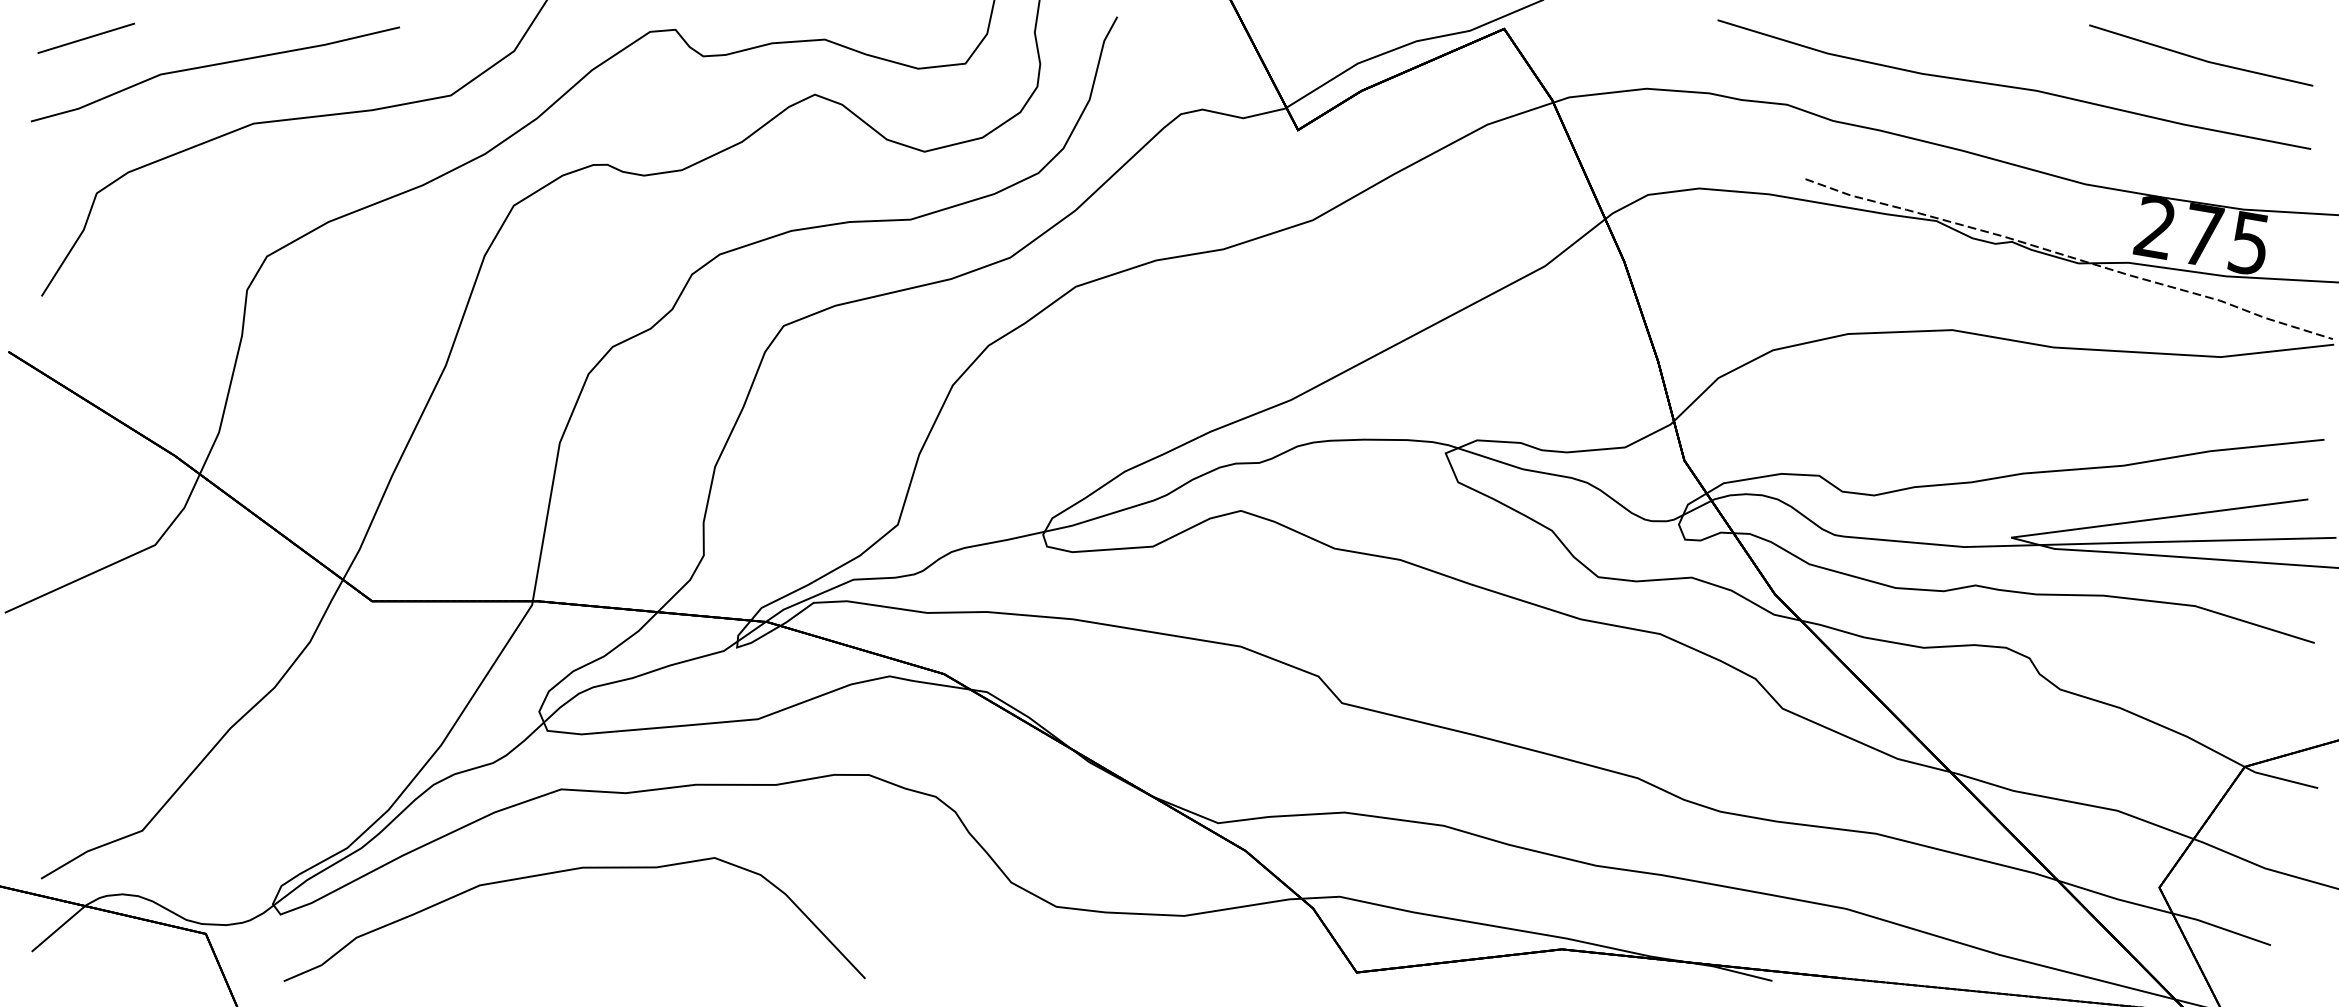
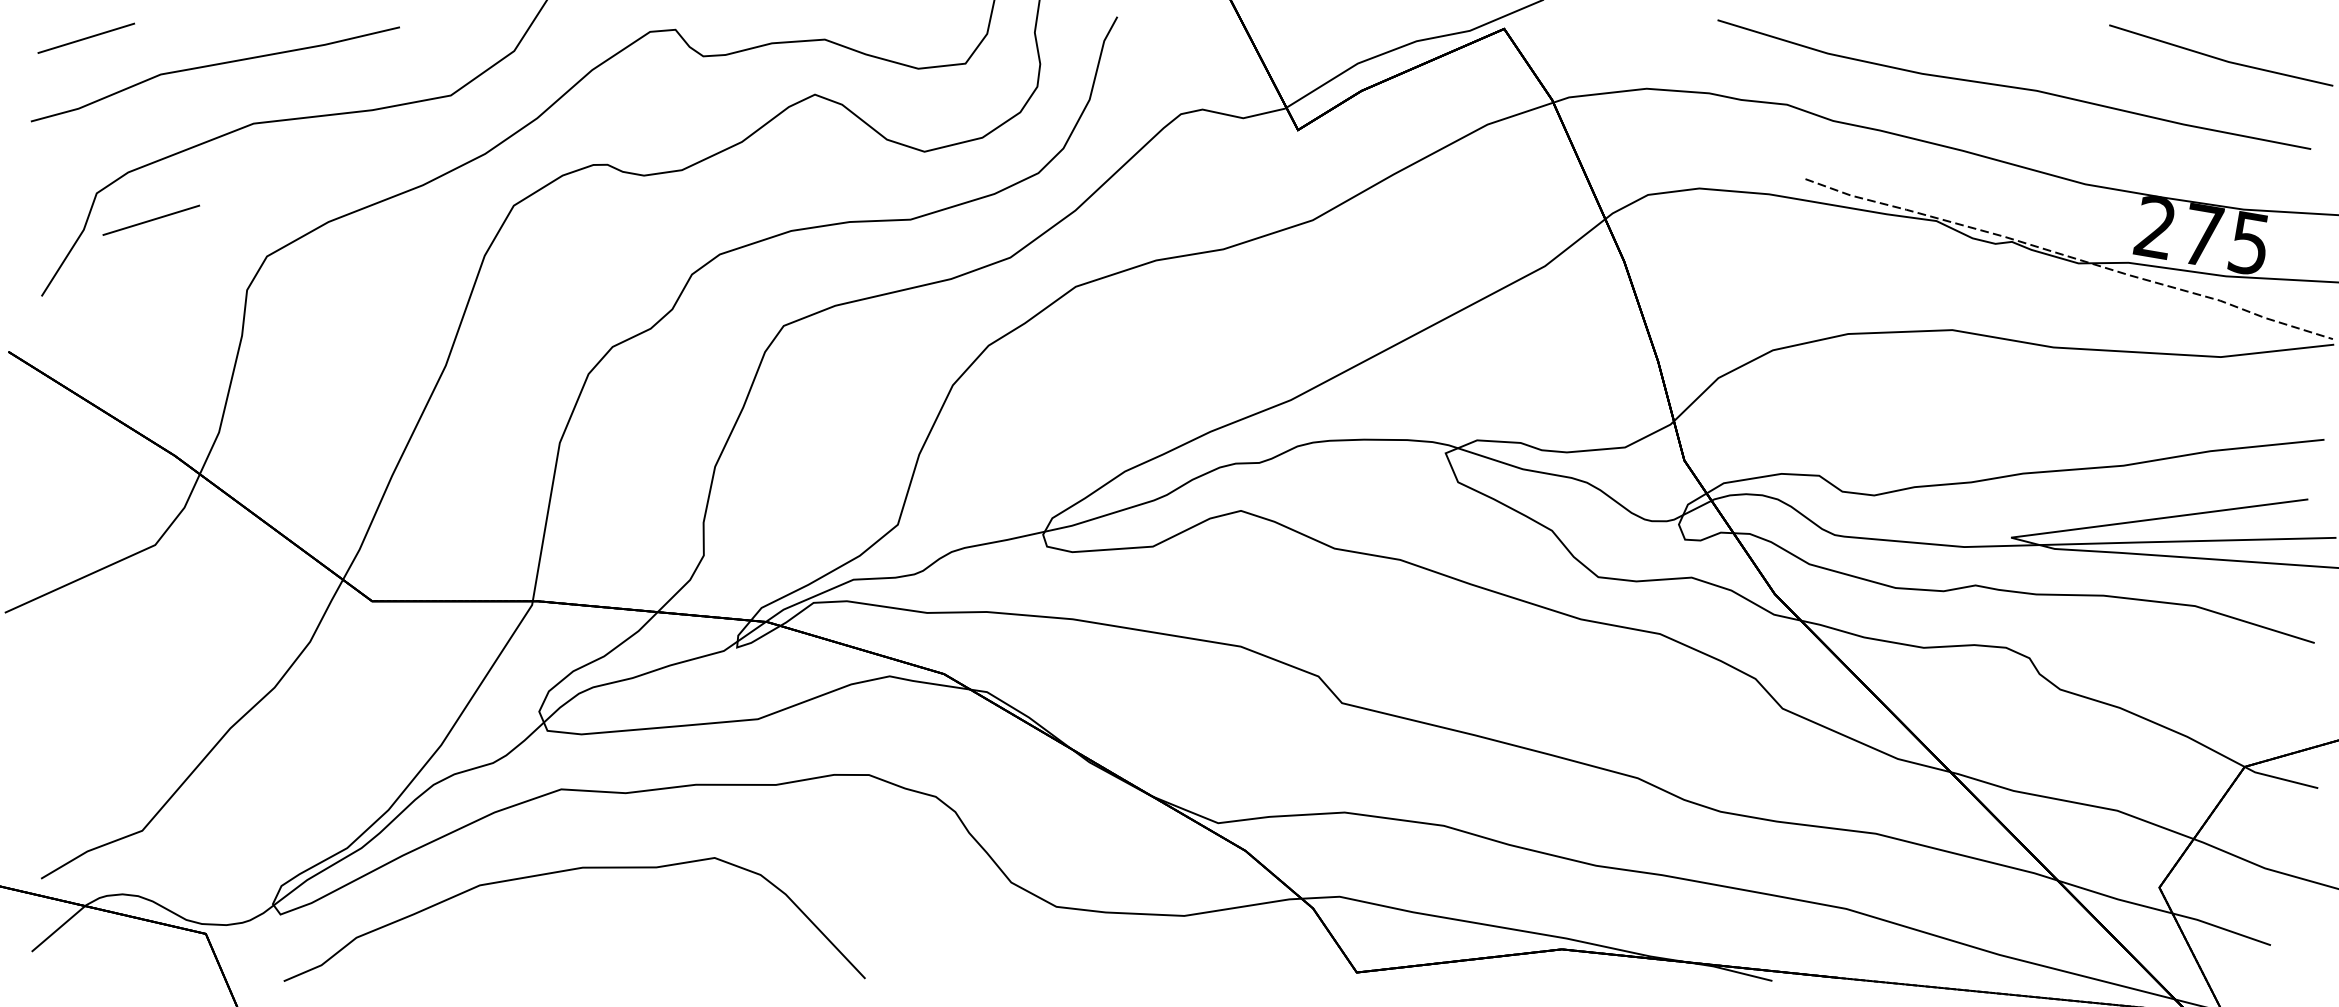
line position: (2201, 58) -> (2221, 58) (2221, 58)
line: none -> present (151, 219)
